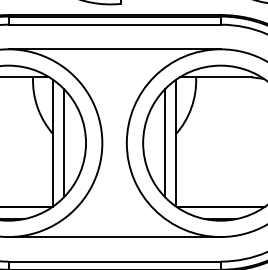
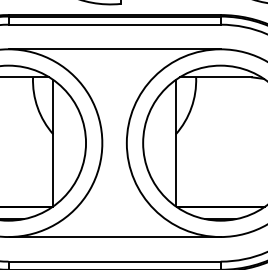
line: present -> none (64, 142)
line: present -> none (164, 142)
